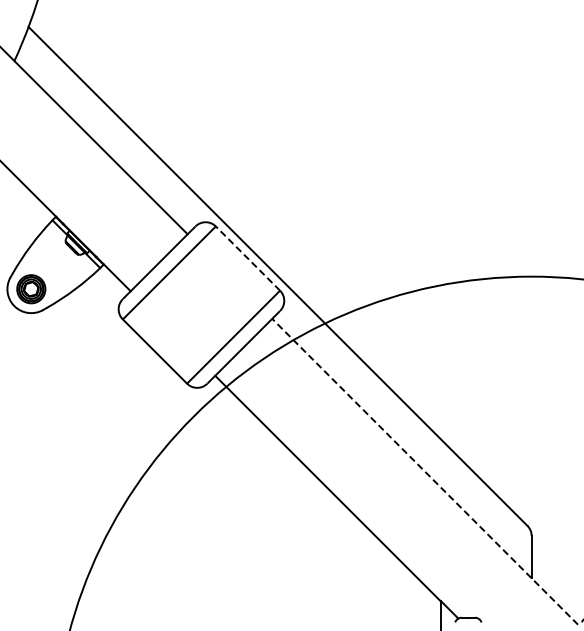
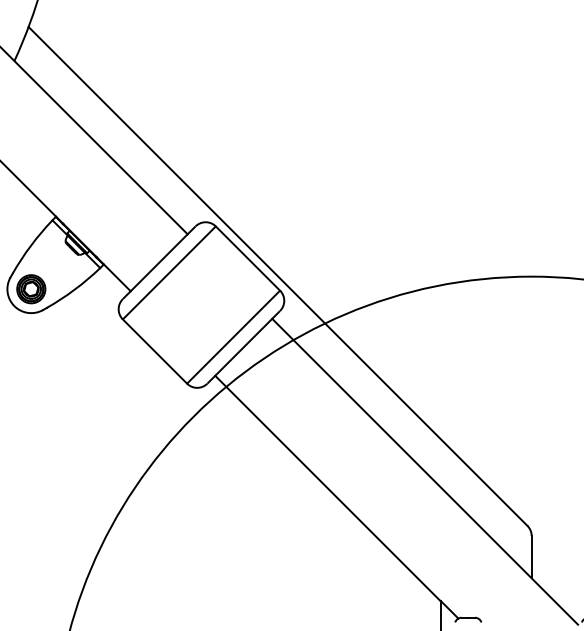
line: dashed -> solid (247, 258)
line: dashed -> solid (424, 471)
